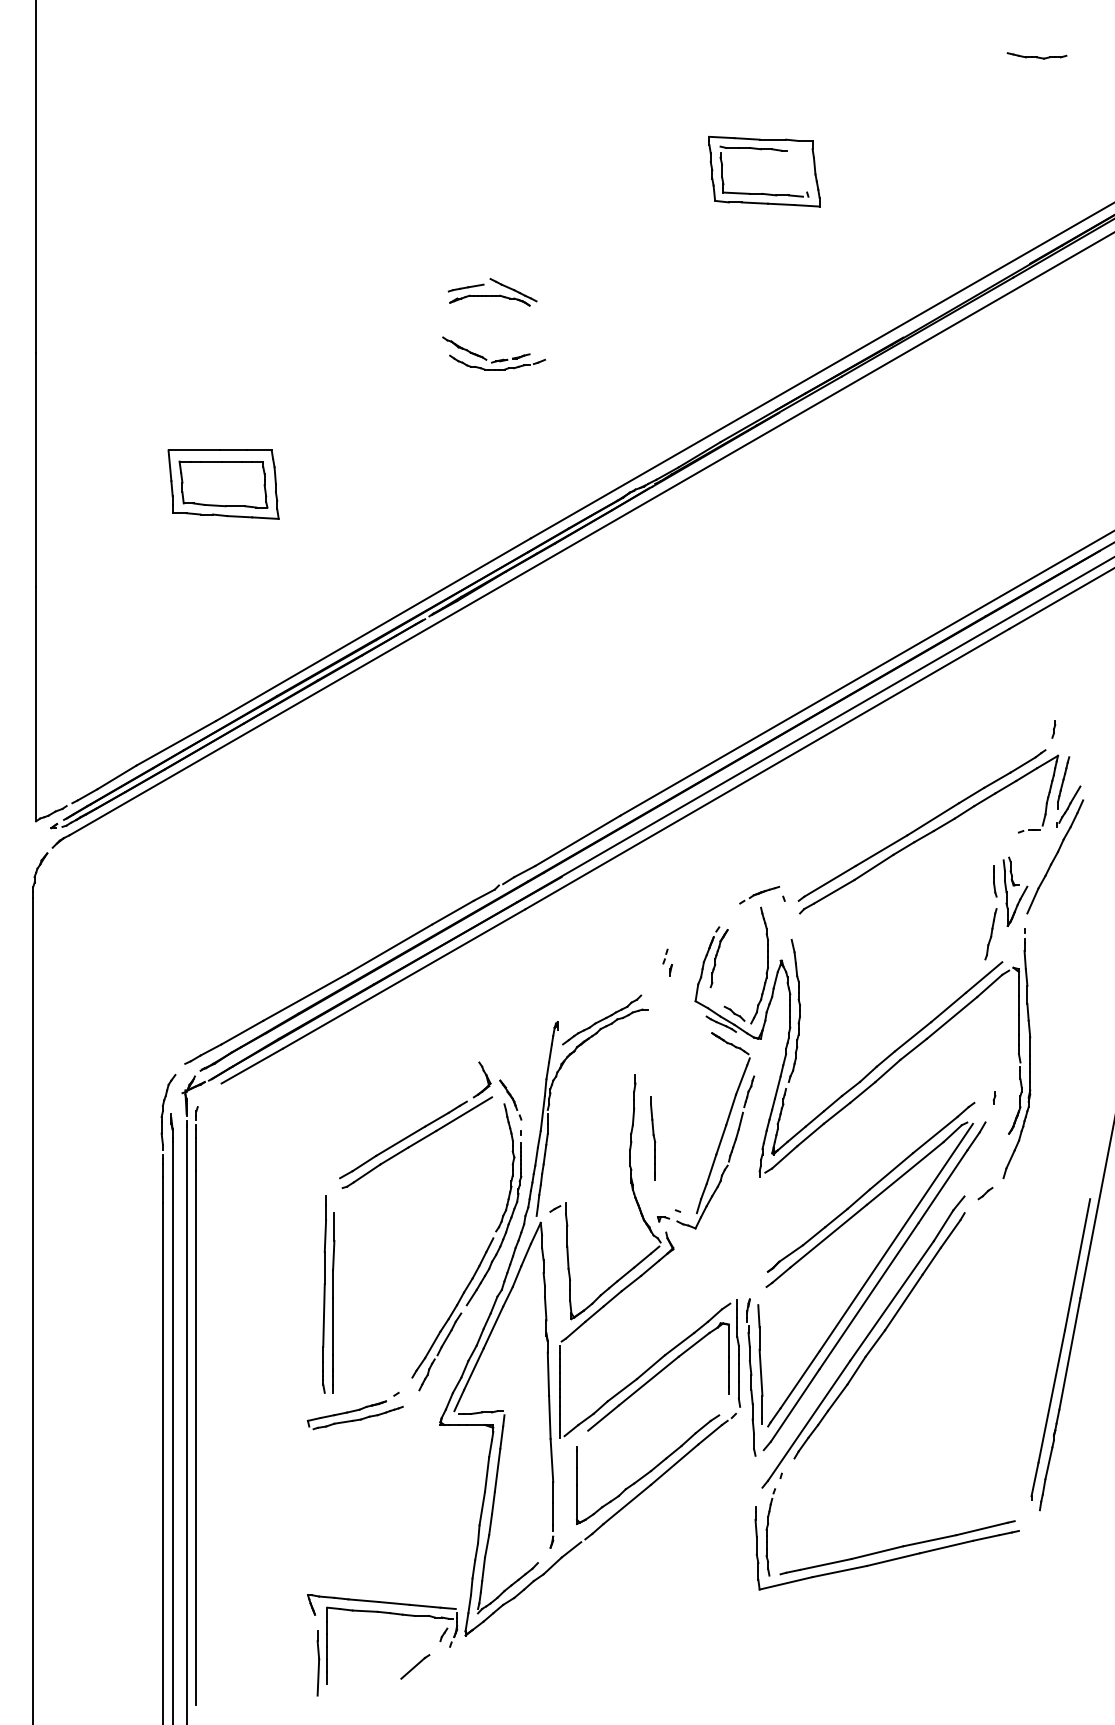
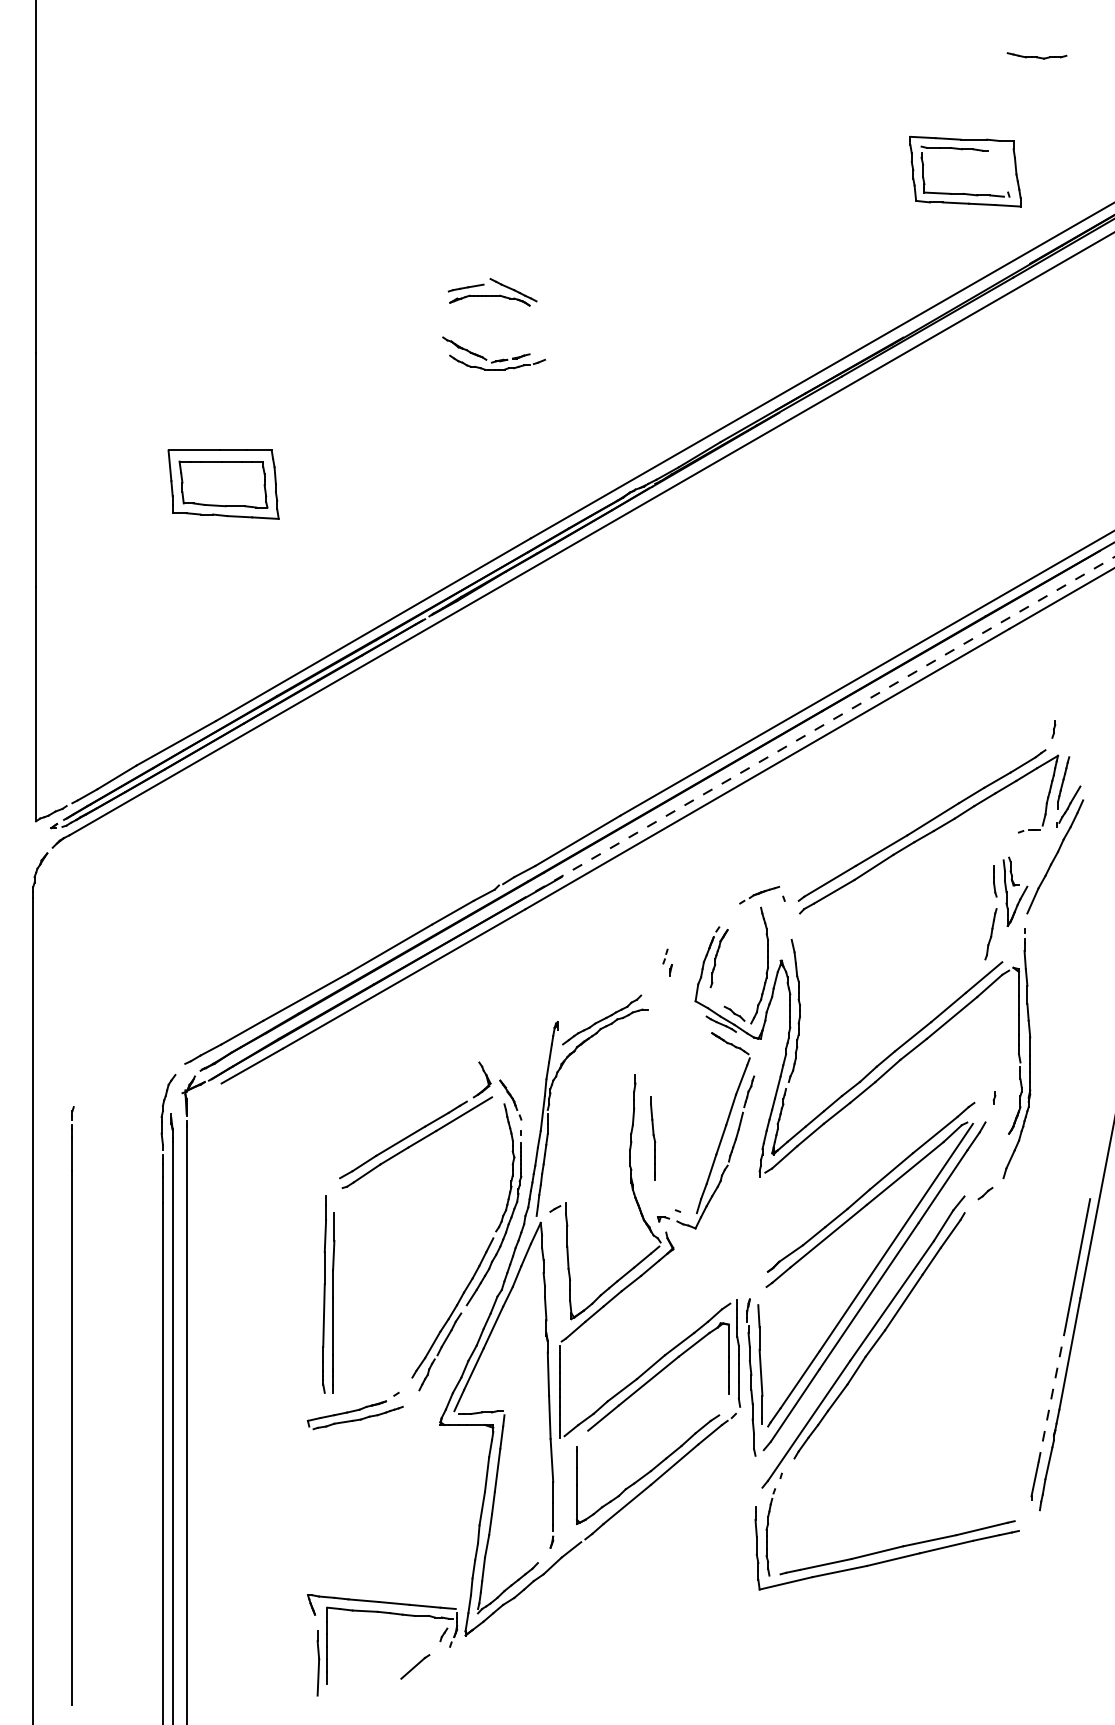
part position: (764, 171) -> (965, 171) (965, 171)
line: solid -> dashed (815, 729)
line: solid -> dashed (1051, 1395)
part position: (196, 1405) -> (72, 1405) (72, 1405)
